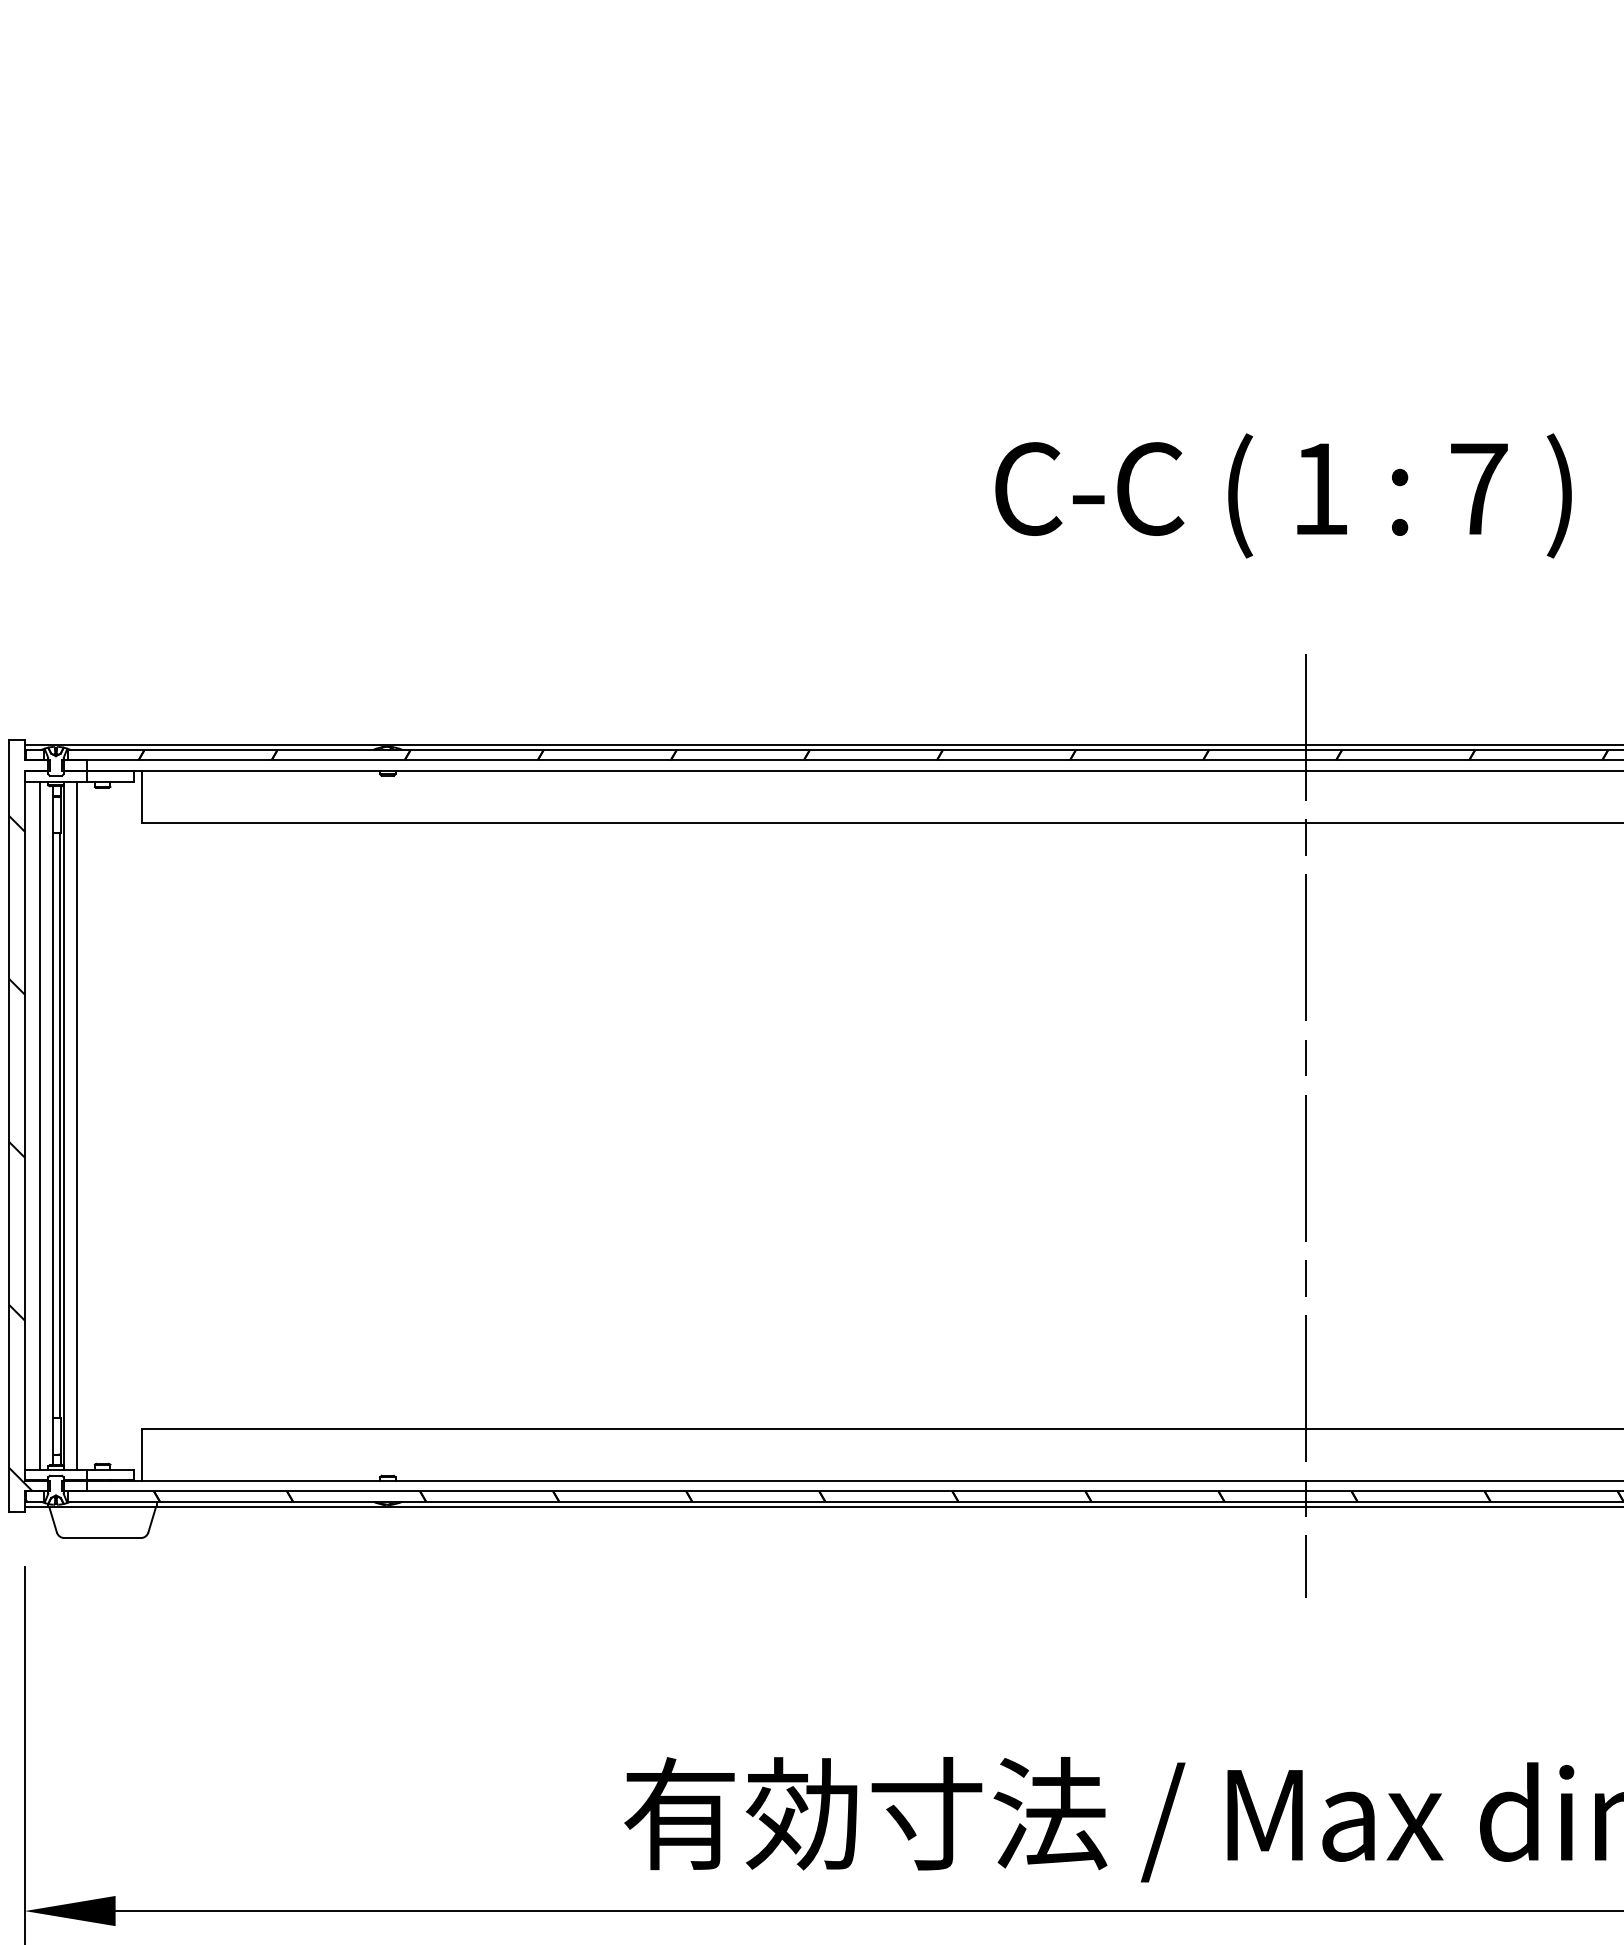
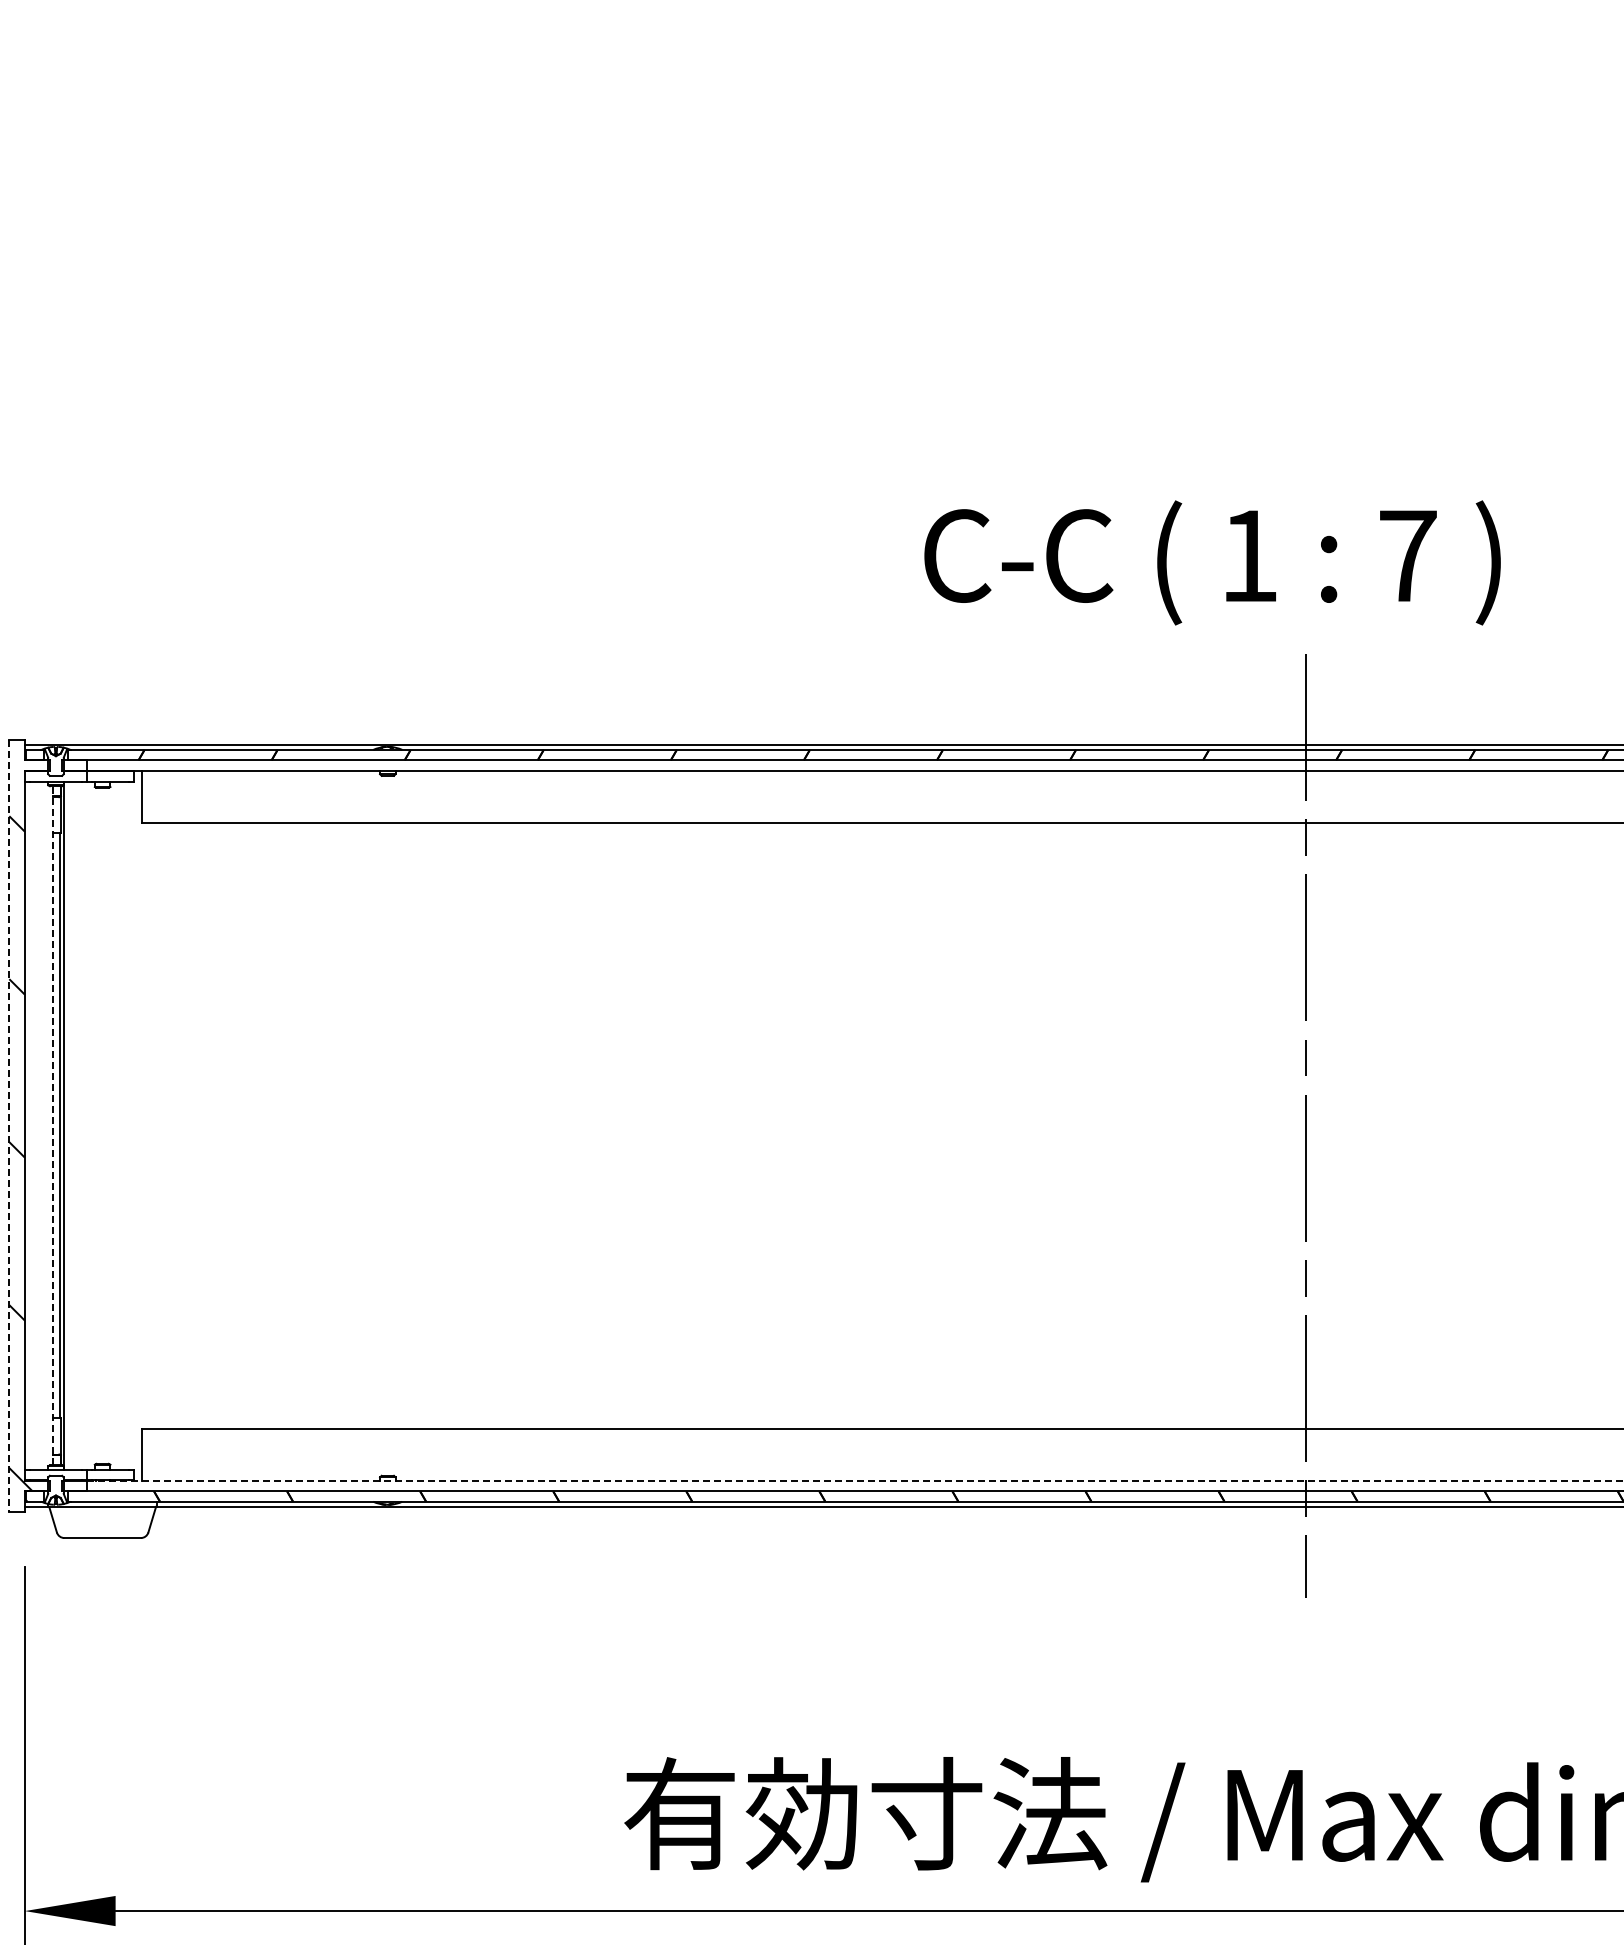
text position: (1283, 495) -> (1212, 562) (1212, 562)
line: present -> none (40, 1125)
line: solid -> dashed (53, 1125)
line: present -> none (76, 1125)
line: solid -> dashed (9, 1126)
line: solid -> dashed (855, 1481)
